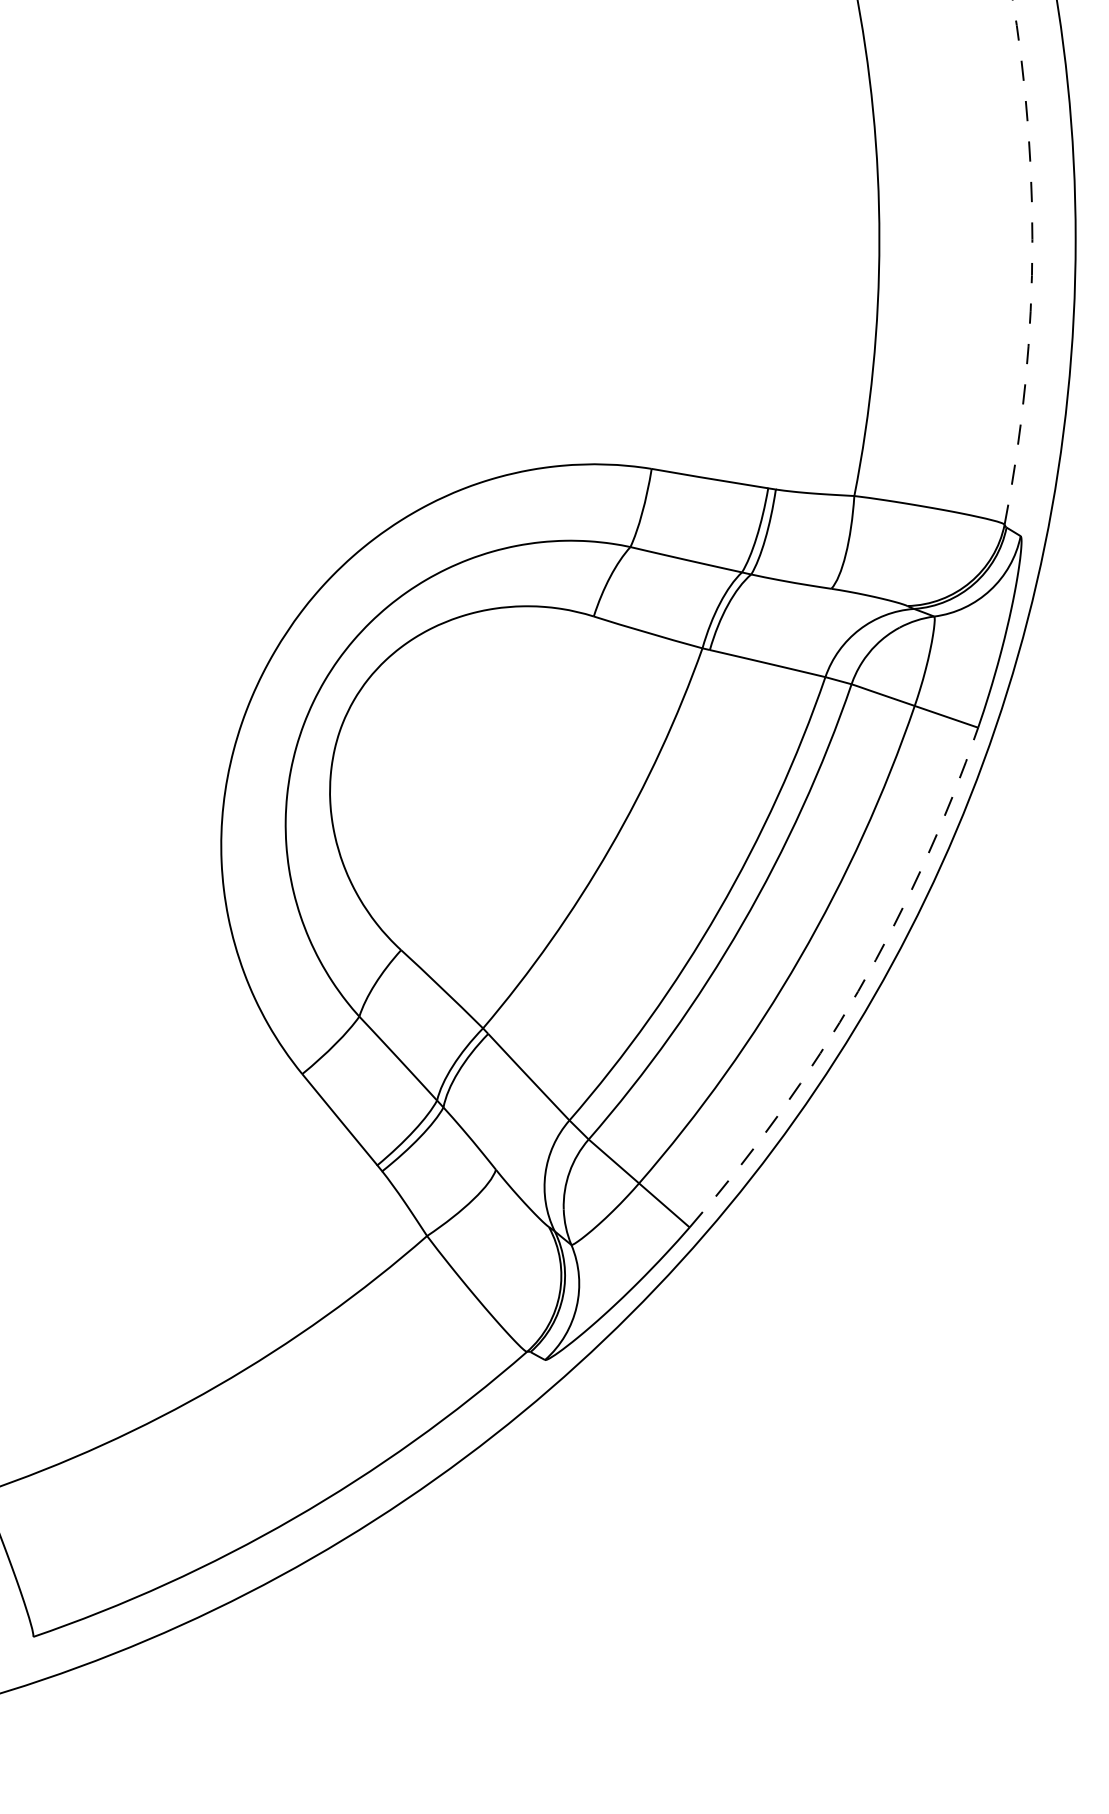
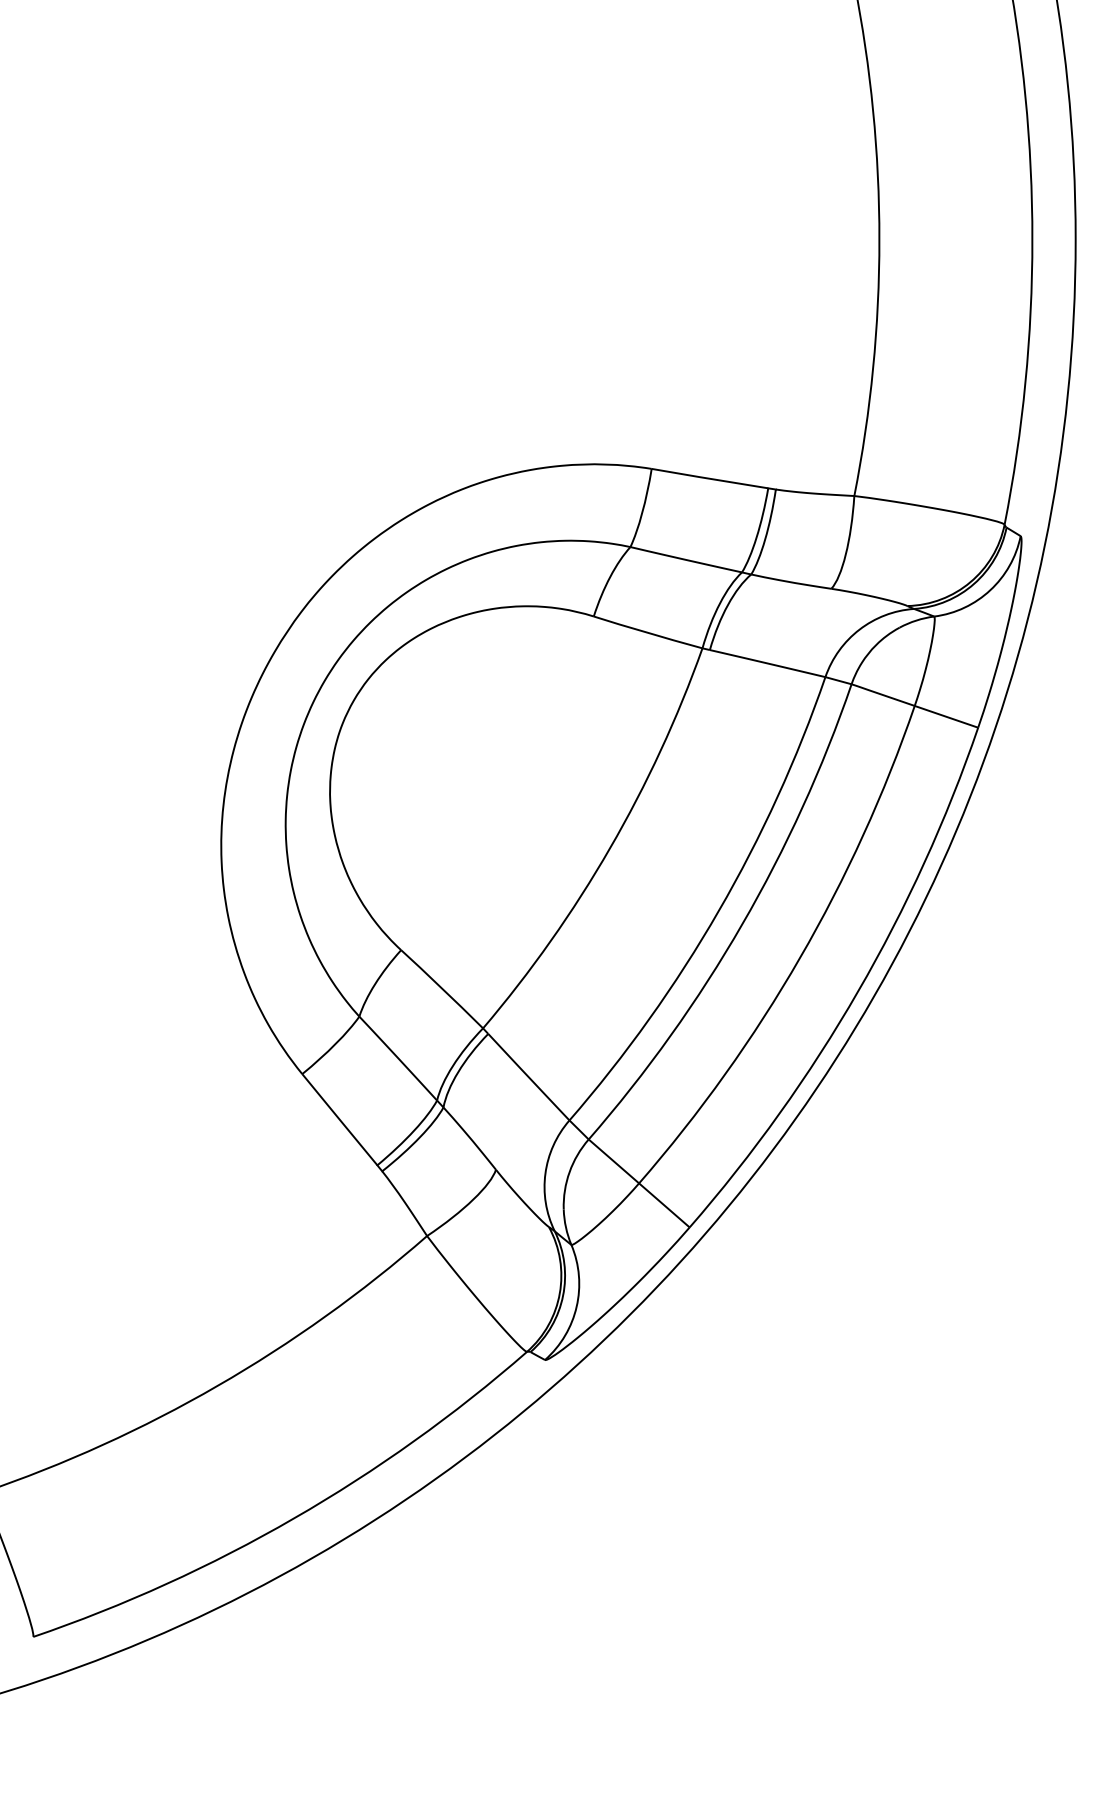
arc: dashed -> solid (1032, 262)
arc: dashed -> solid (858, 991)
